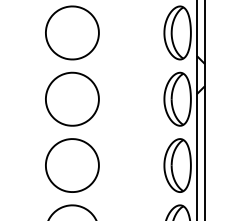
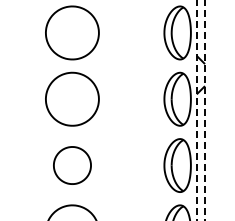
line: solid -> dashed (196, 110)
line: solid -> dashed (205, 110)
part size: 55x55 px -> 39x39 px (72, 165)
